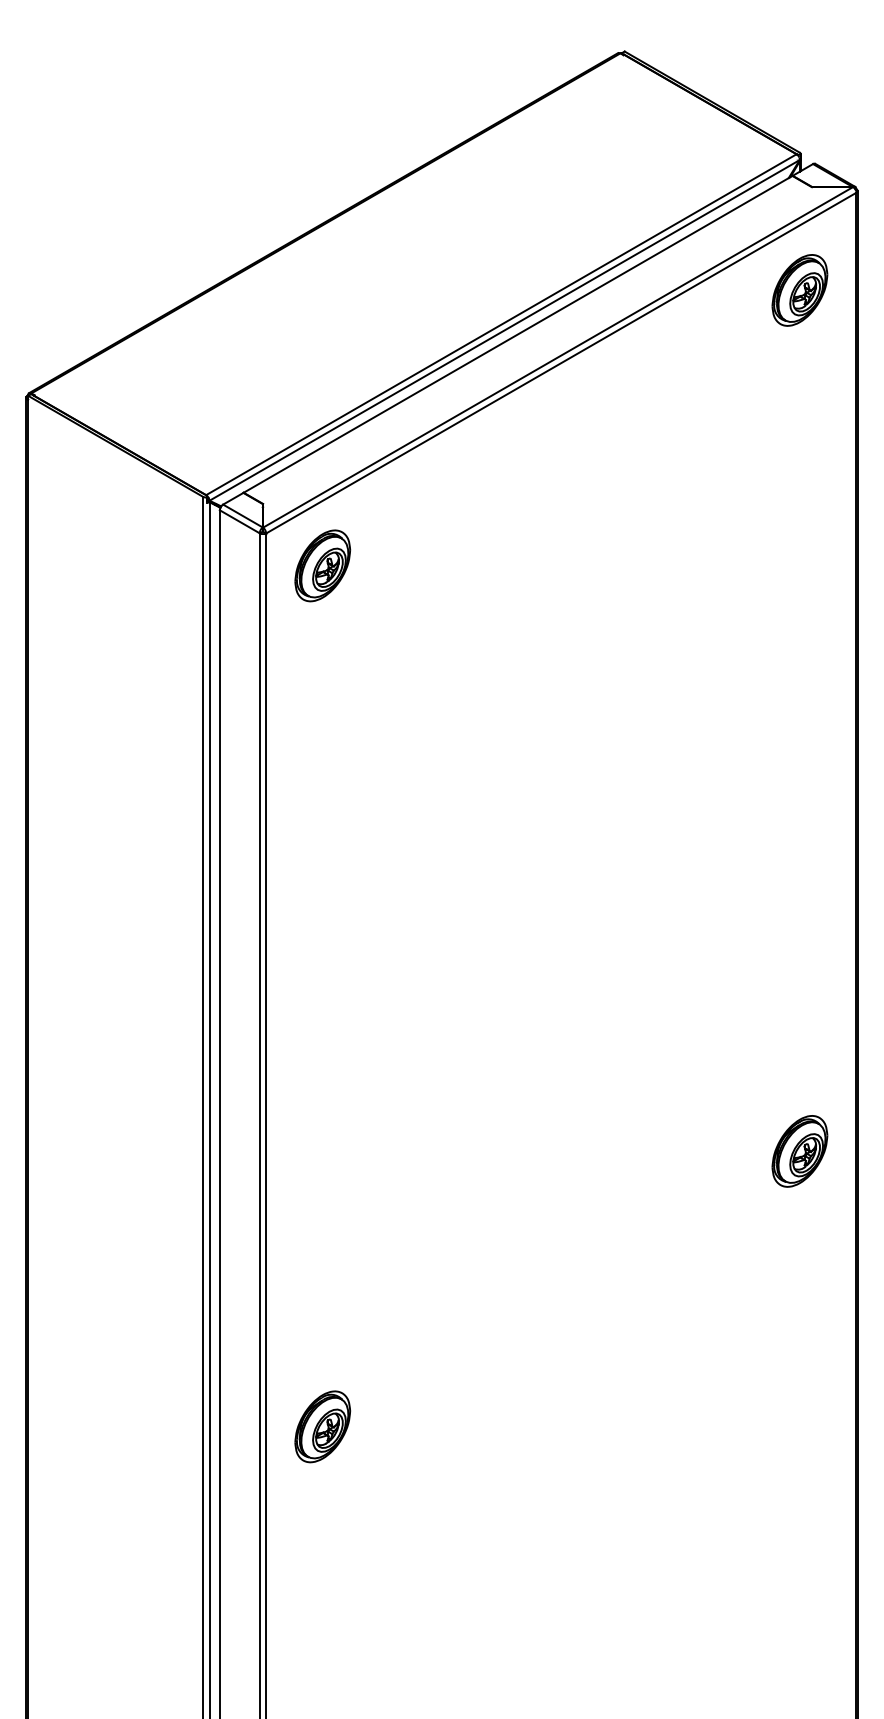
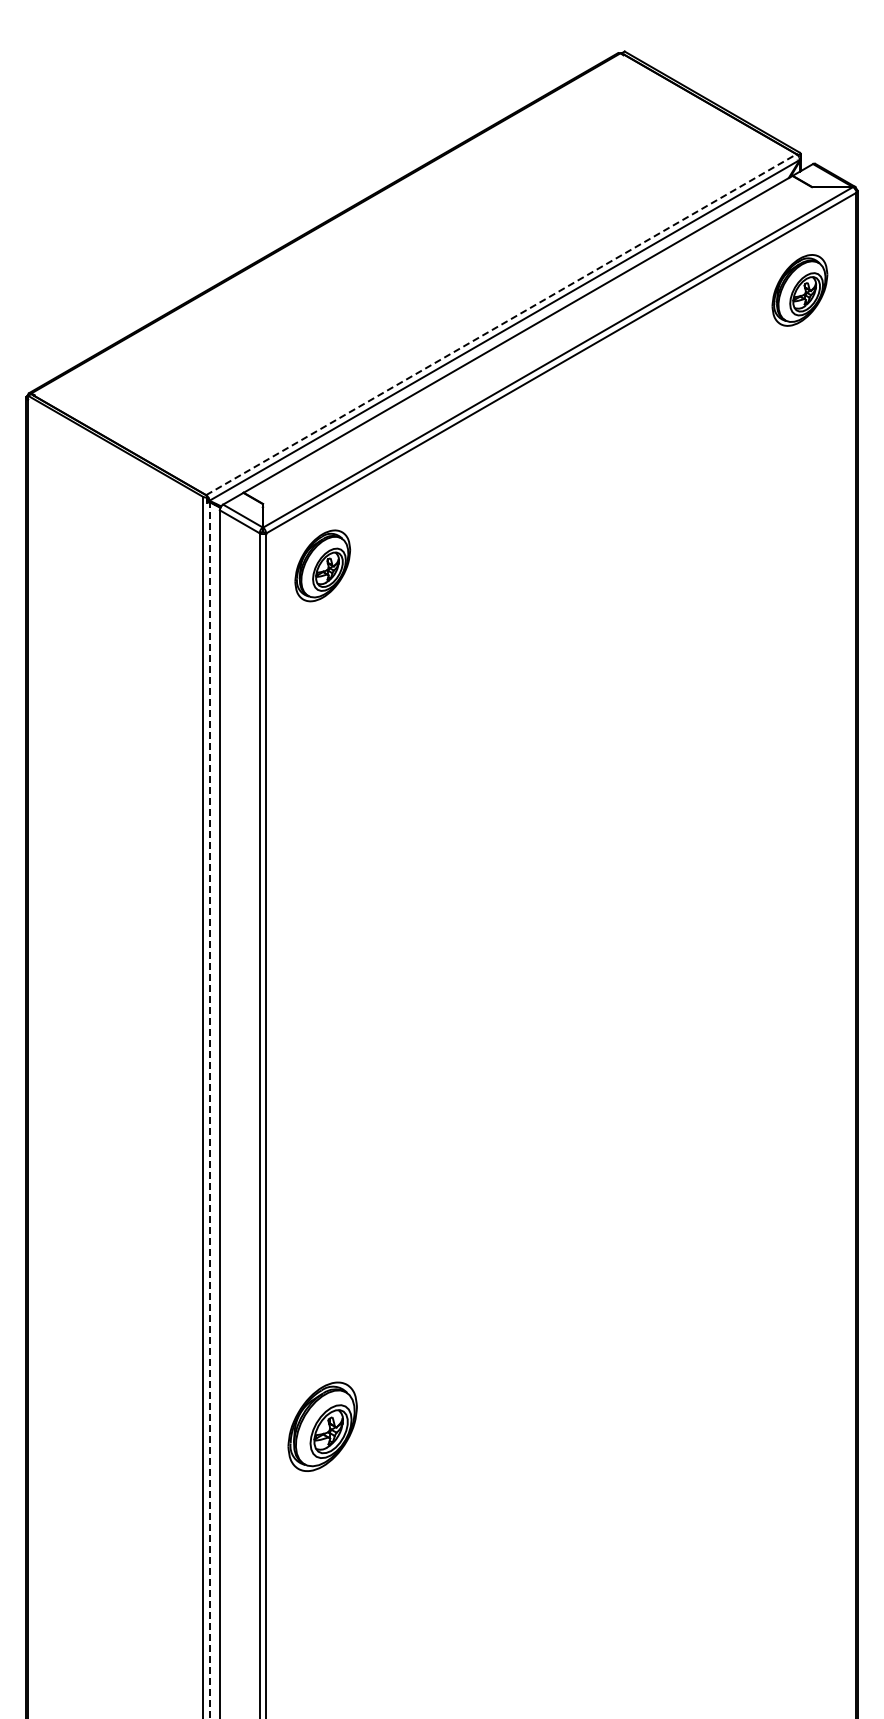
line: solid -> dashed (501, 324)
line: solid -> dashed (209, 1110)
part: present -> none (799, 1151)
part size: 58x74 px -> 71x91 px (322, 1426)
